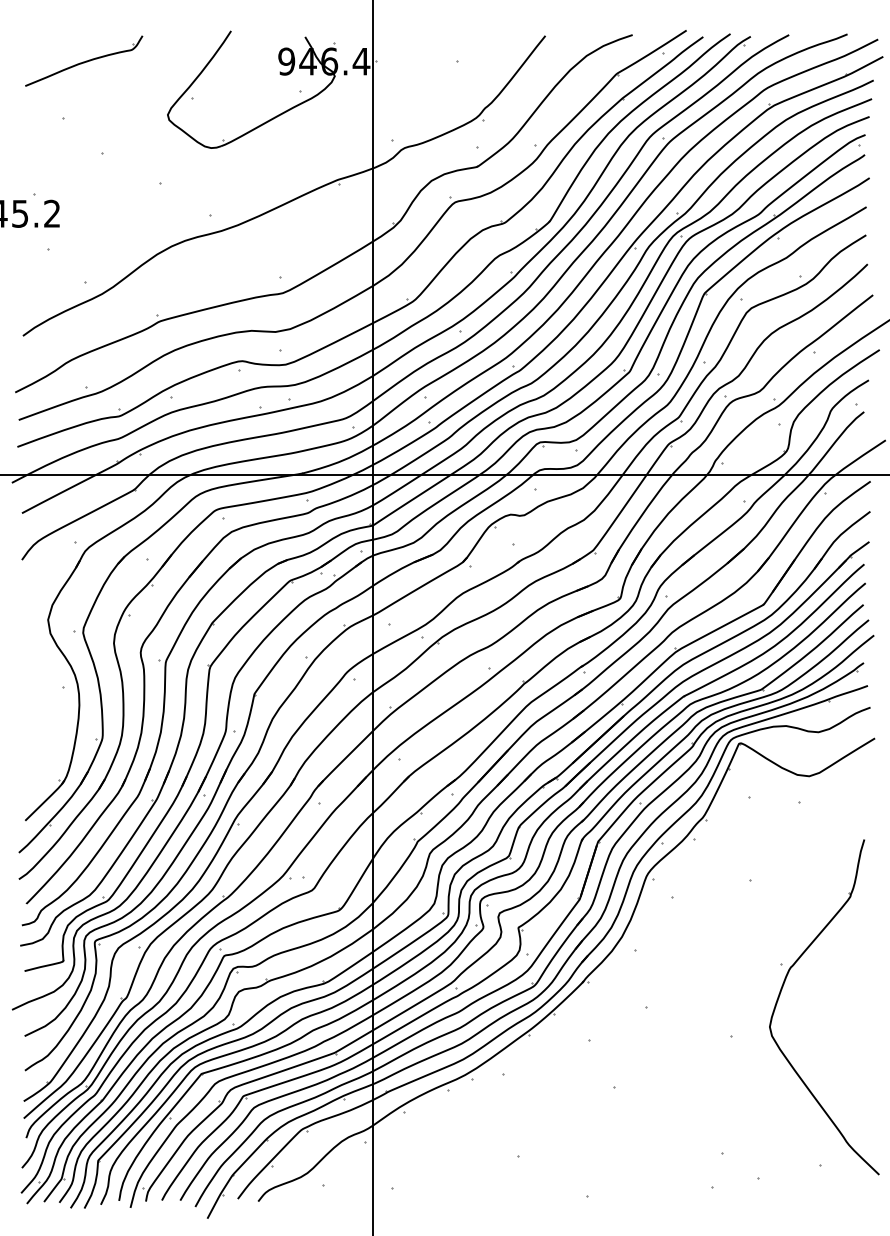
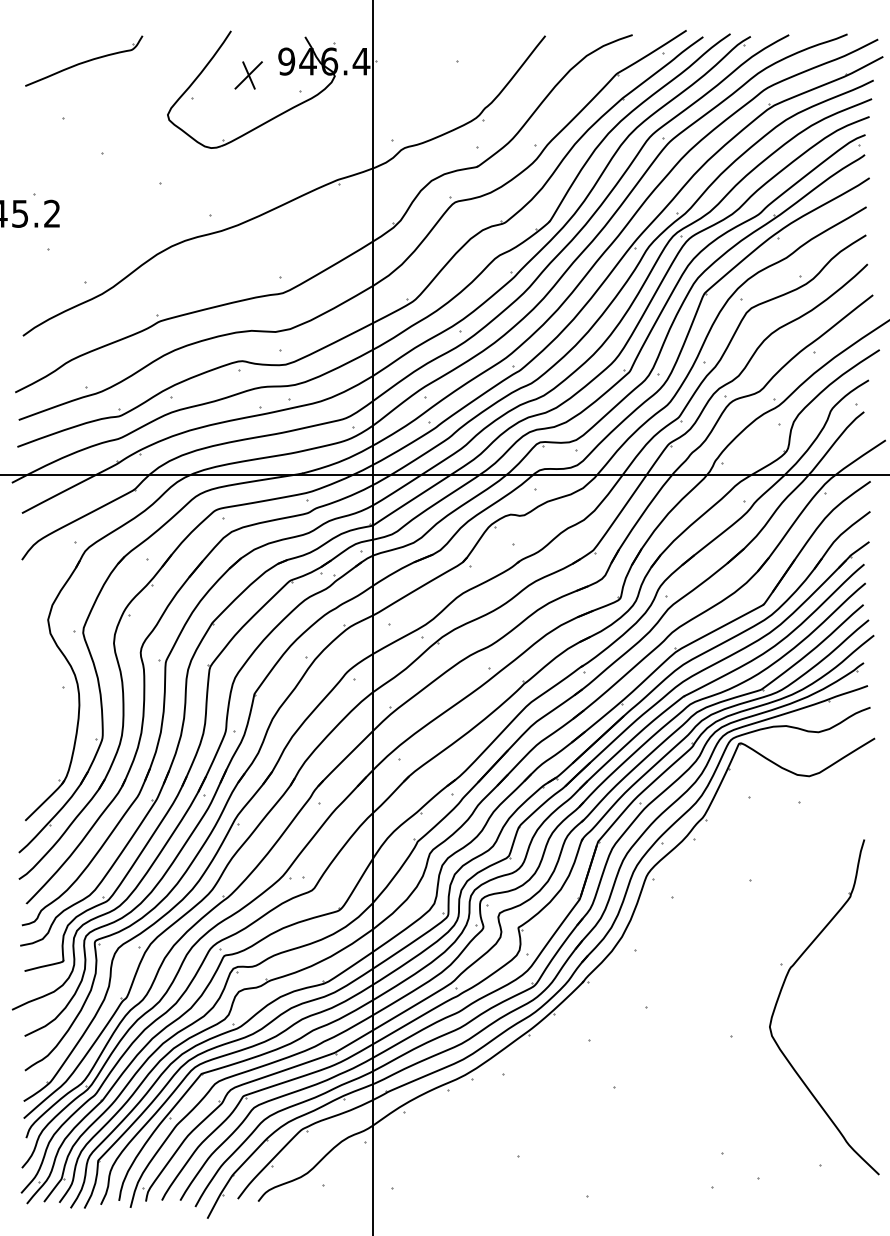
part: none -> present (248, 75)
